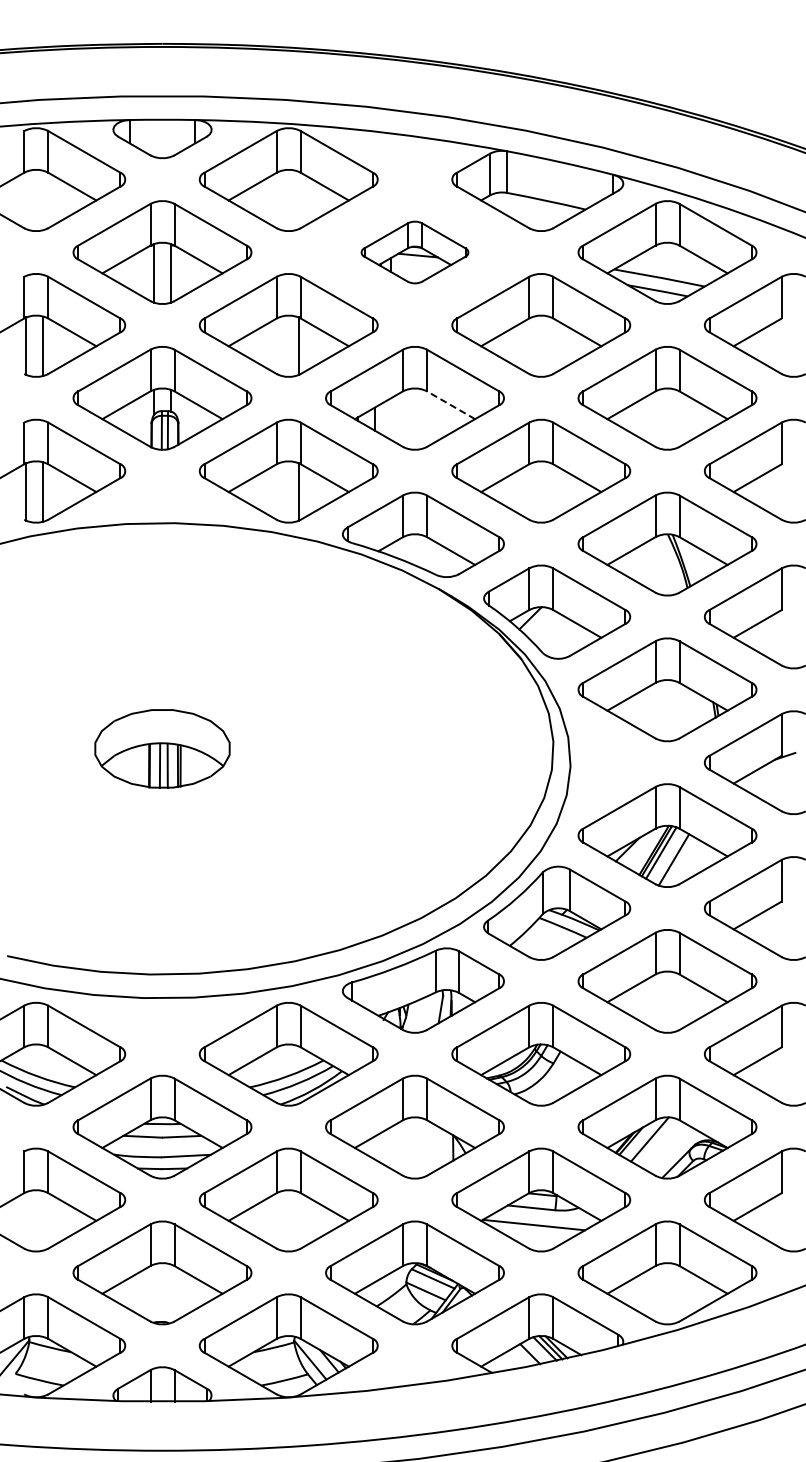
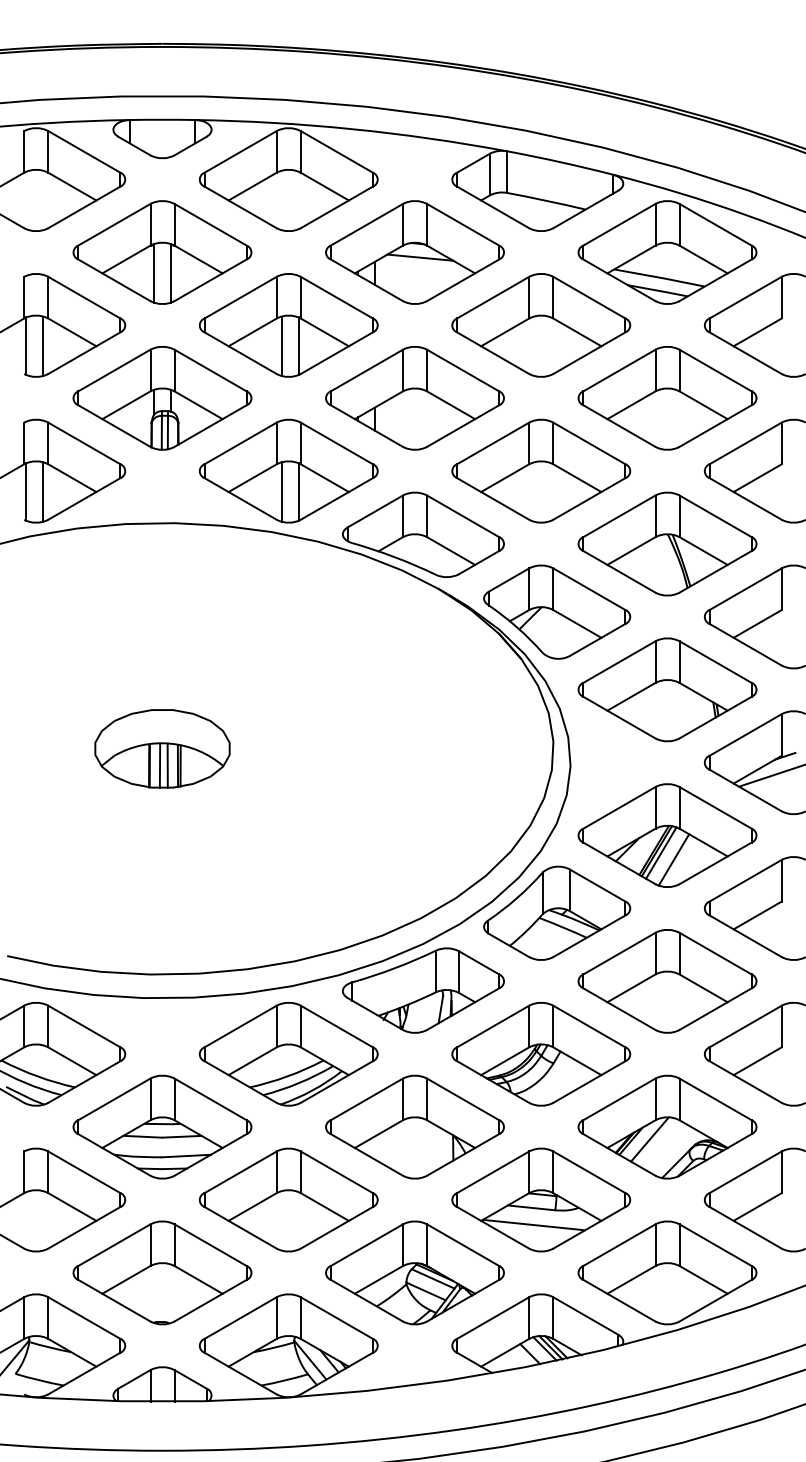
part size: 110x65 px -> 180x105 px (414, 252)
line: none -> present (281, 345)
line: dashed -> solid (451, 405)
line: none -> present (281, 491)
line: none -> present (770, 775)
